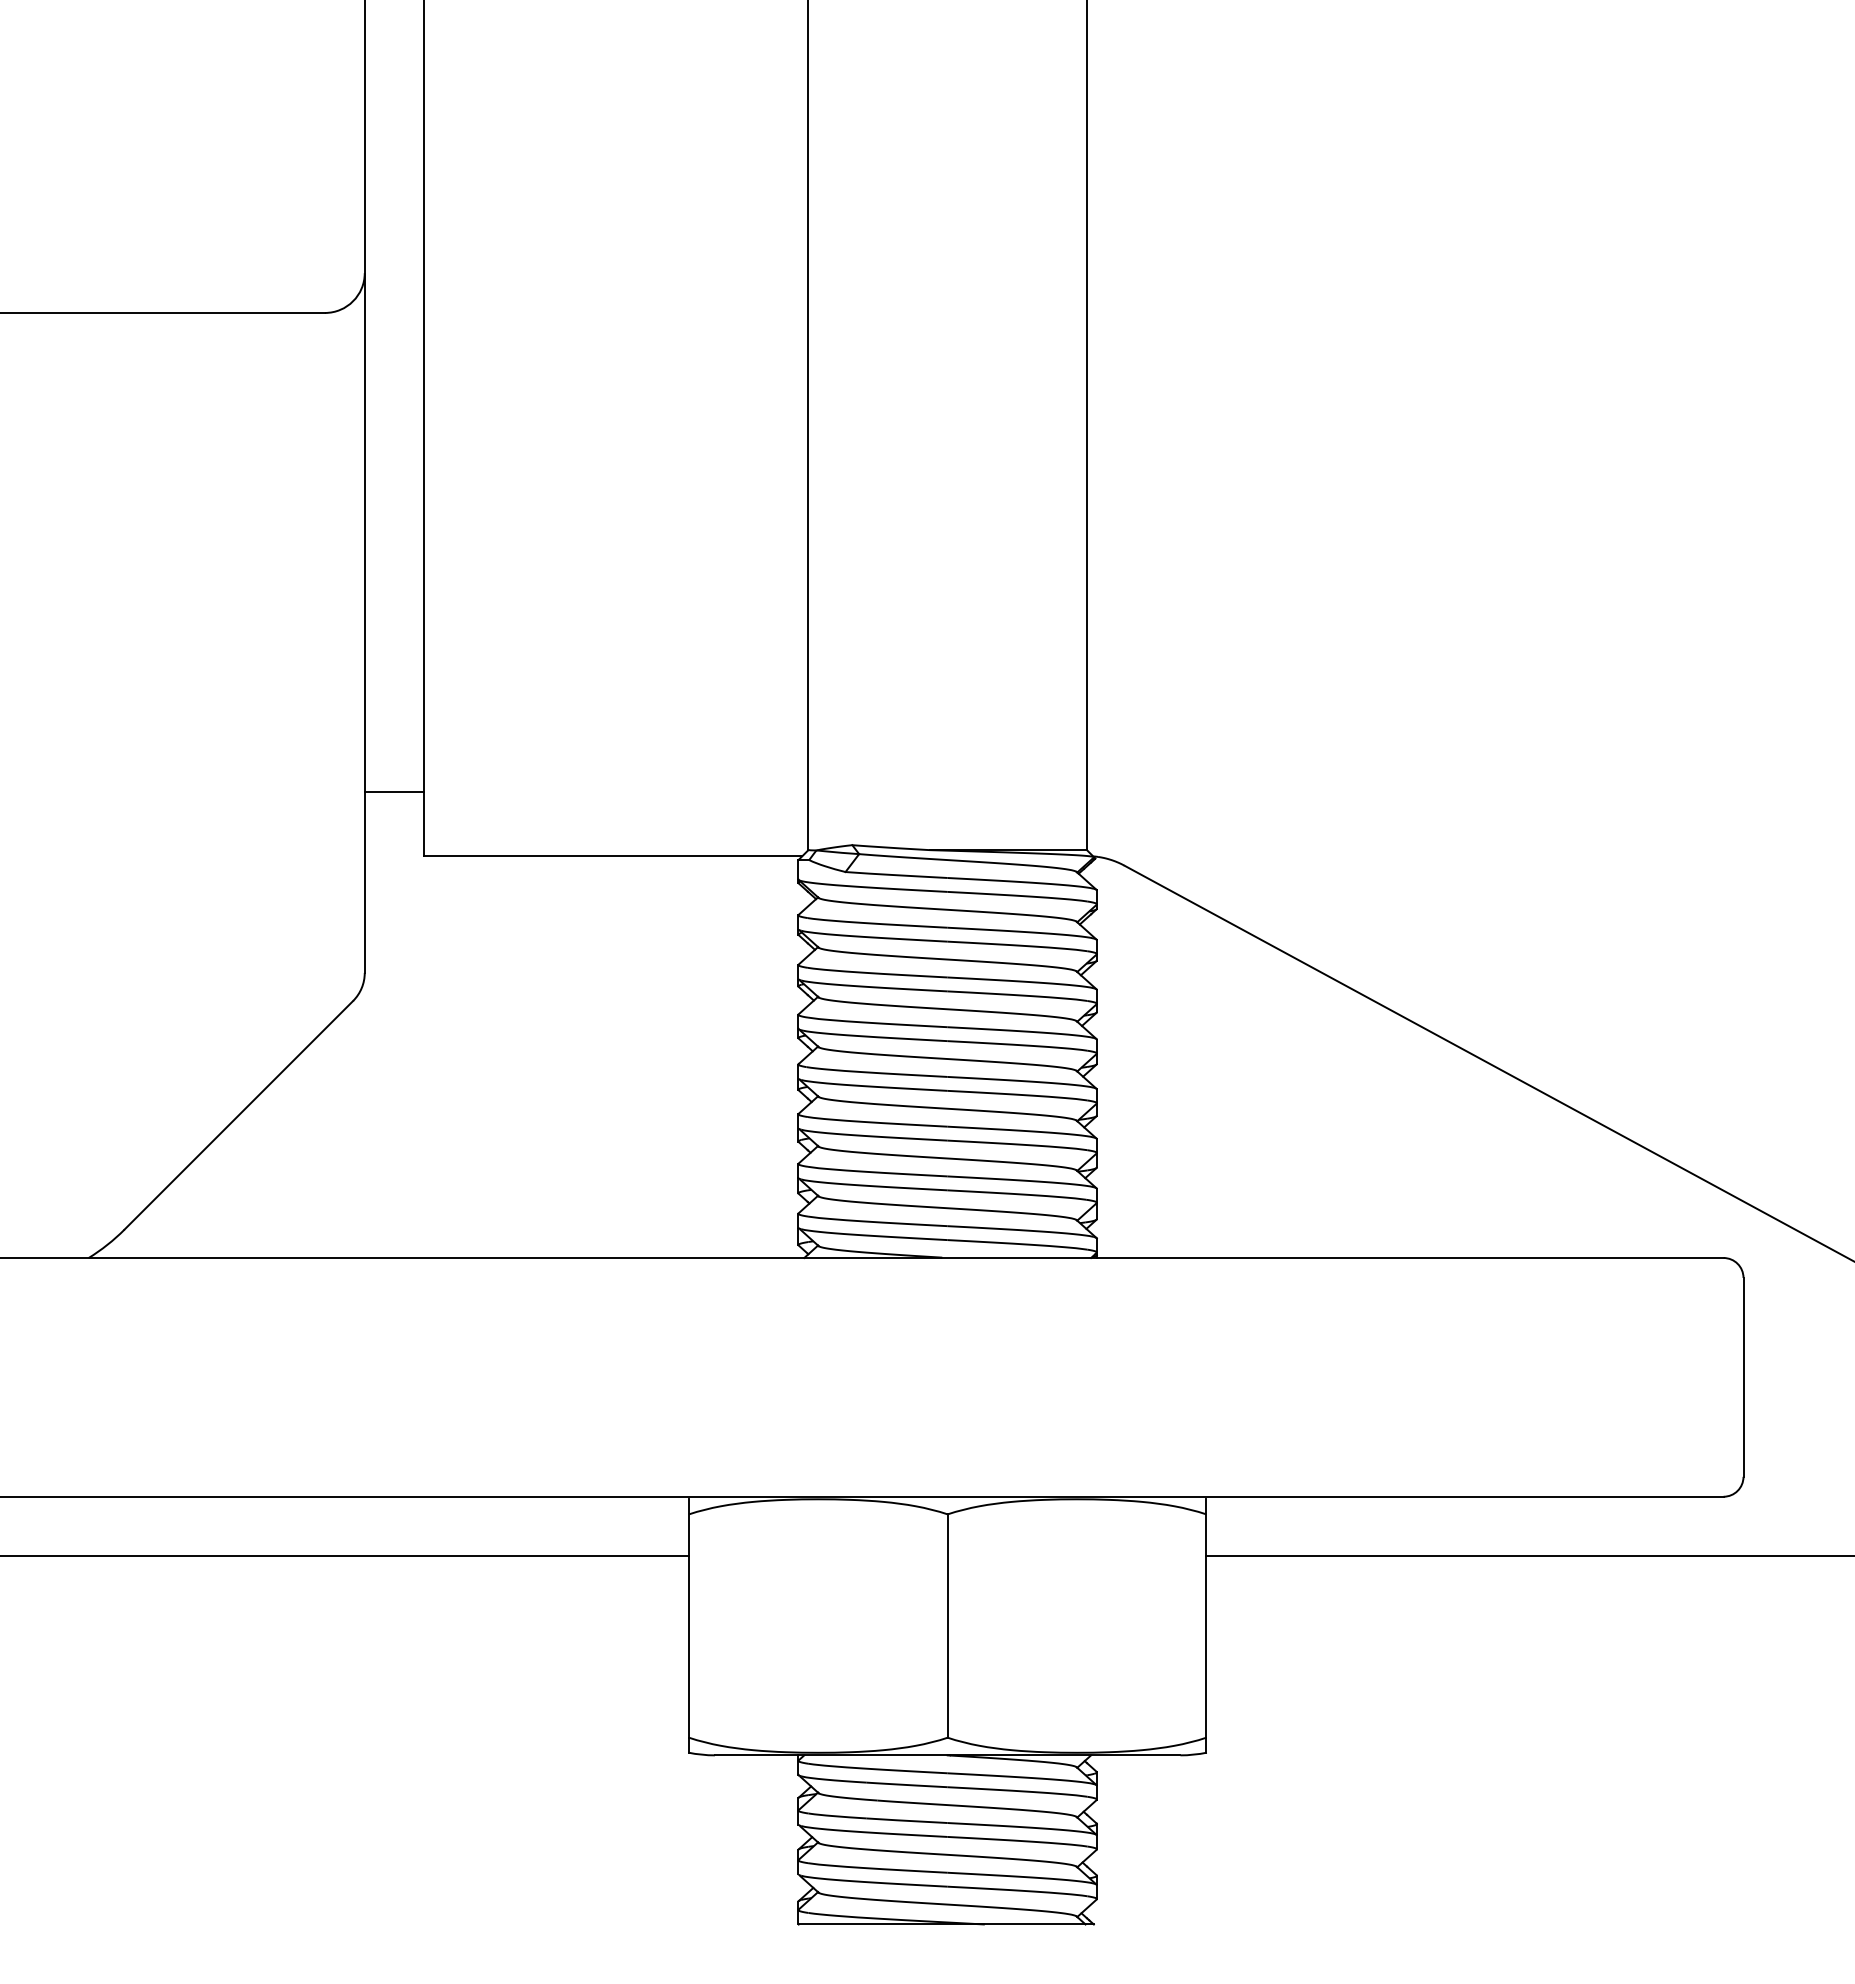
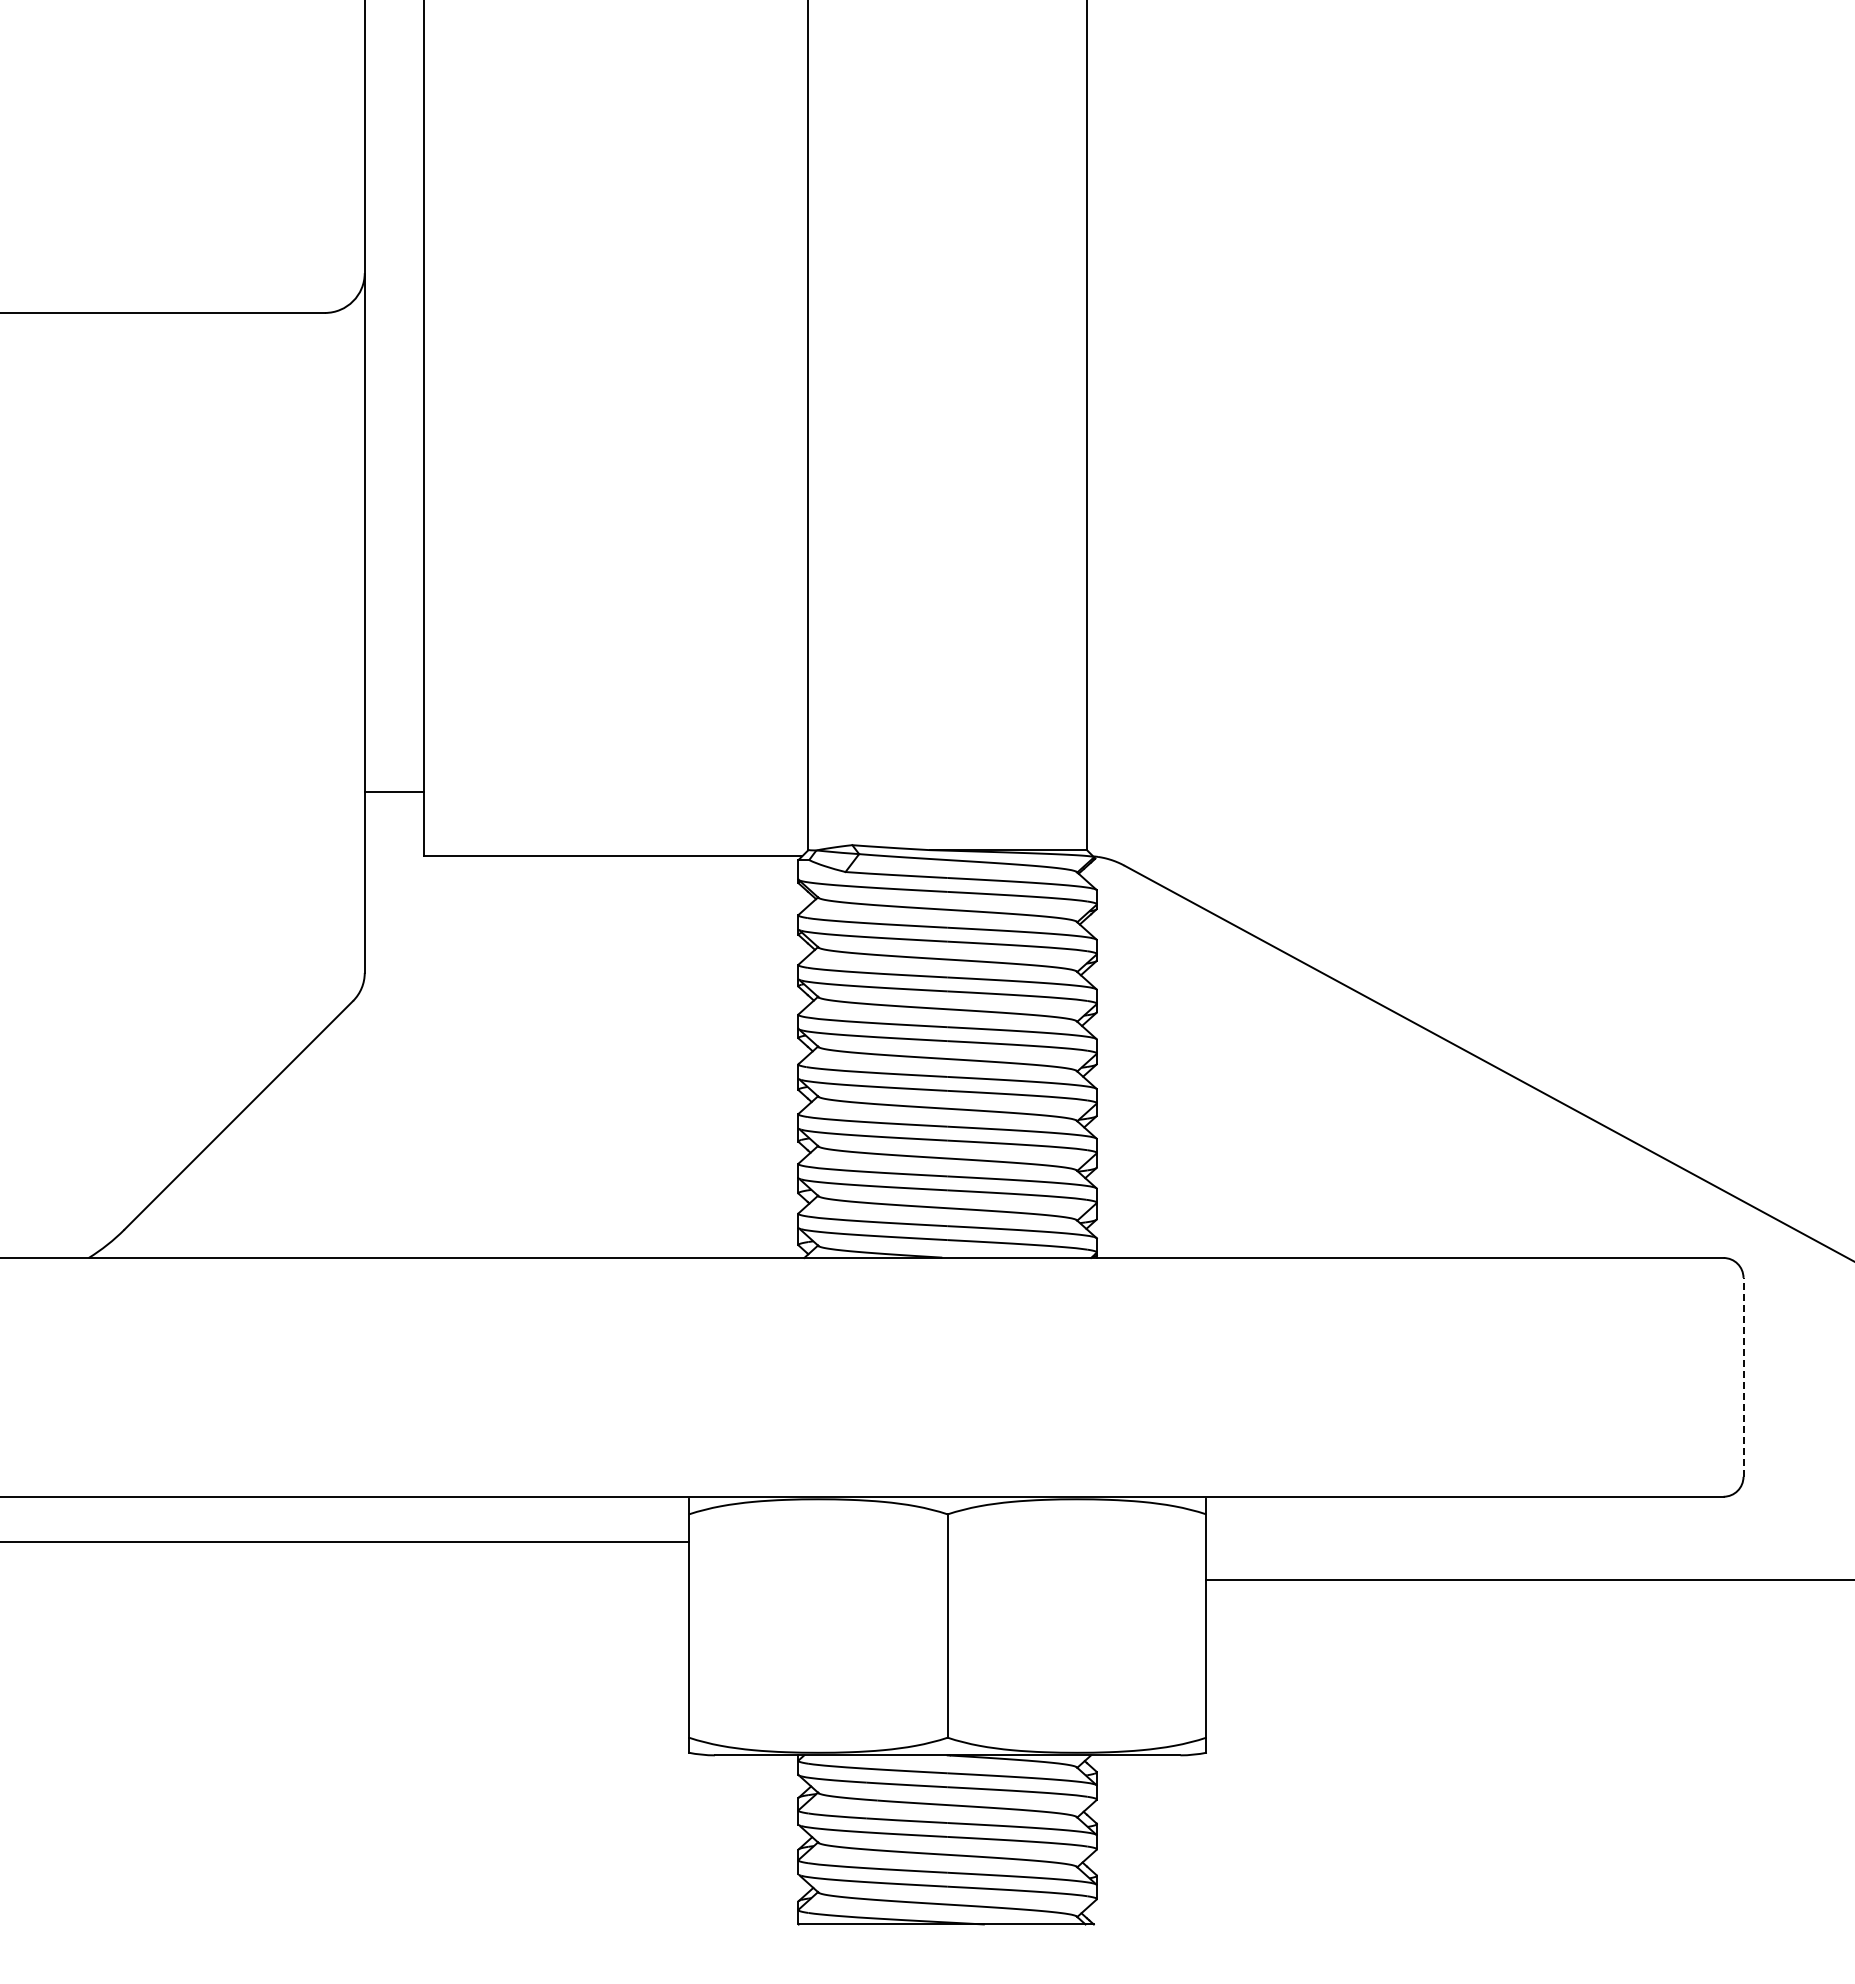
line: solid -> dashed (1743, 1376)
line position: (345, 1556) -> (345, 1542) (345, 1542)
line position: (1528, 1556) -> (1528, 1580) (1528, 1580)
